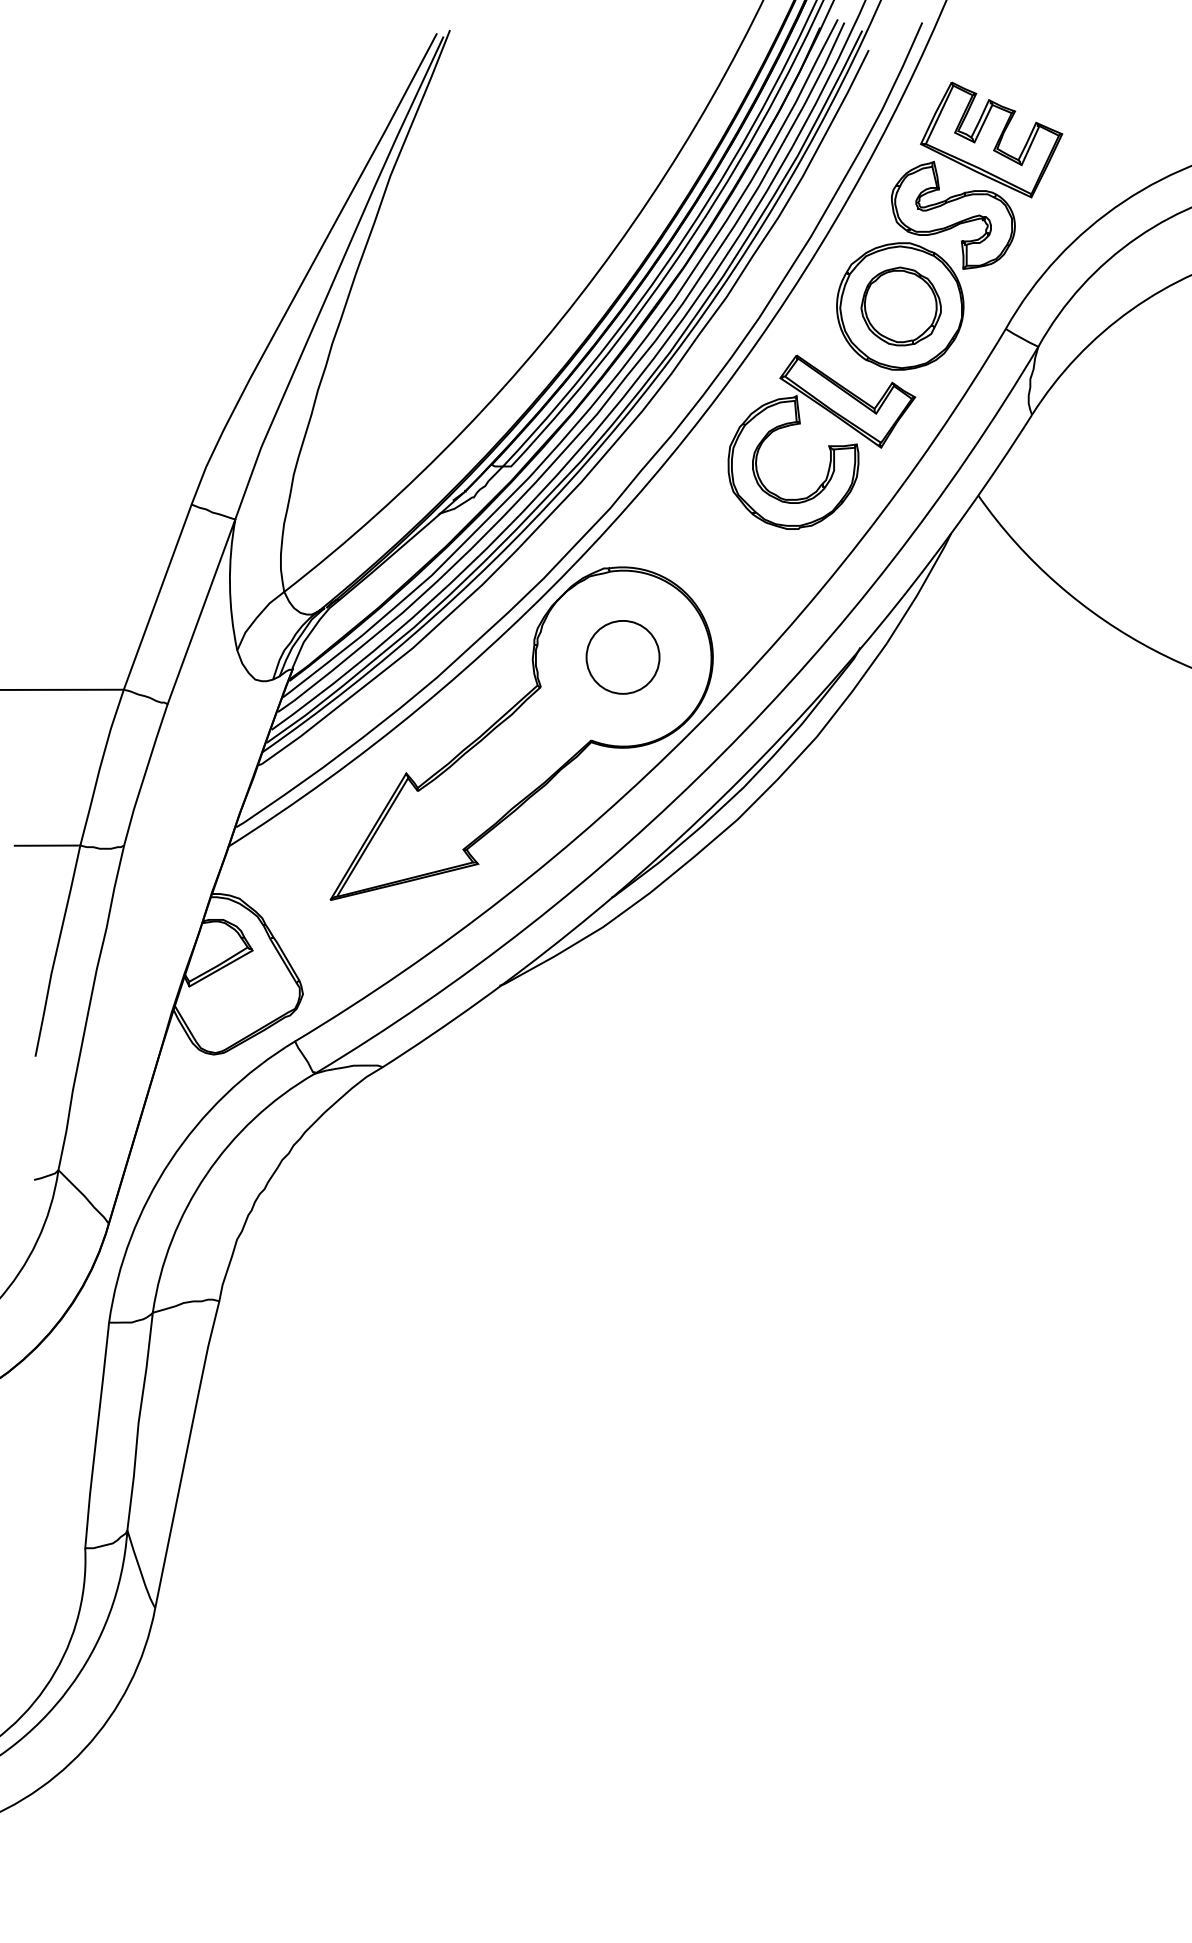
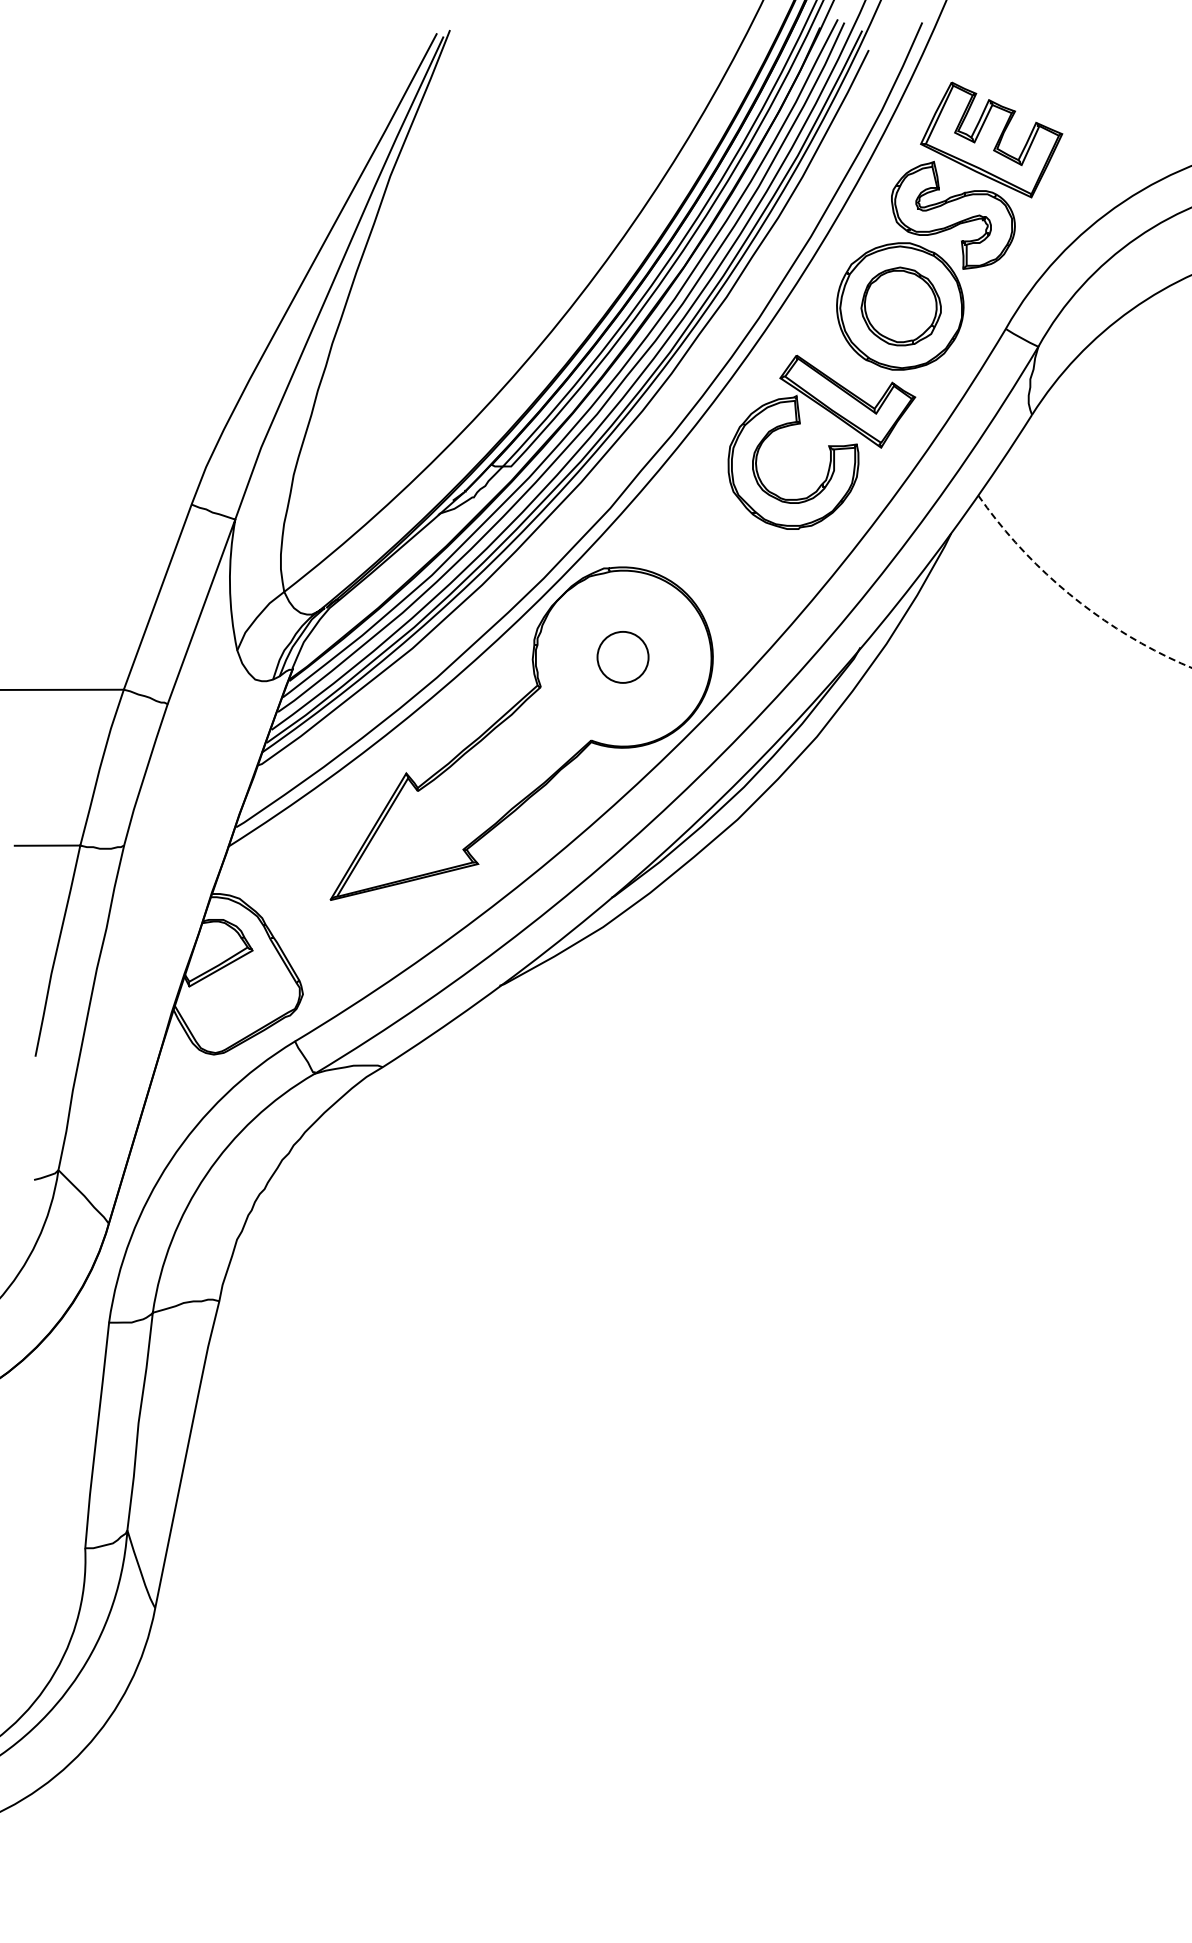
arc: solid -> dashed (1072, 596)
circle diameter: 73 px -> 51 px (622, 656)
